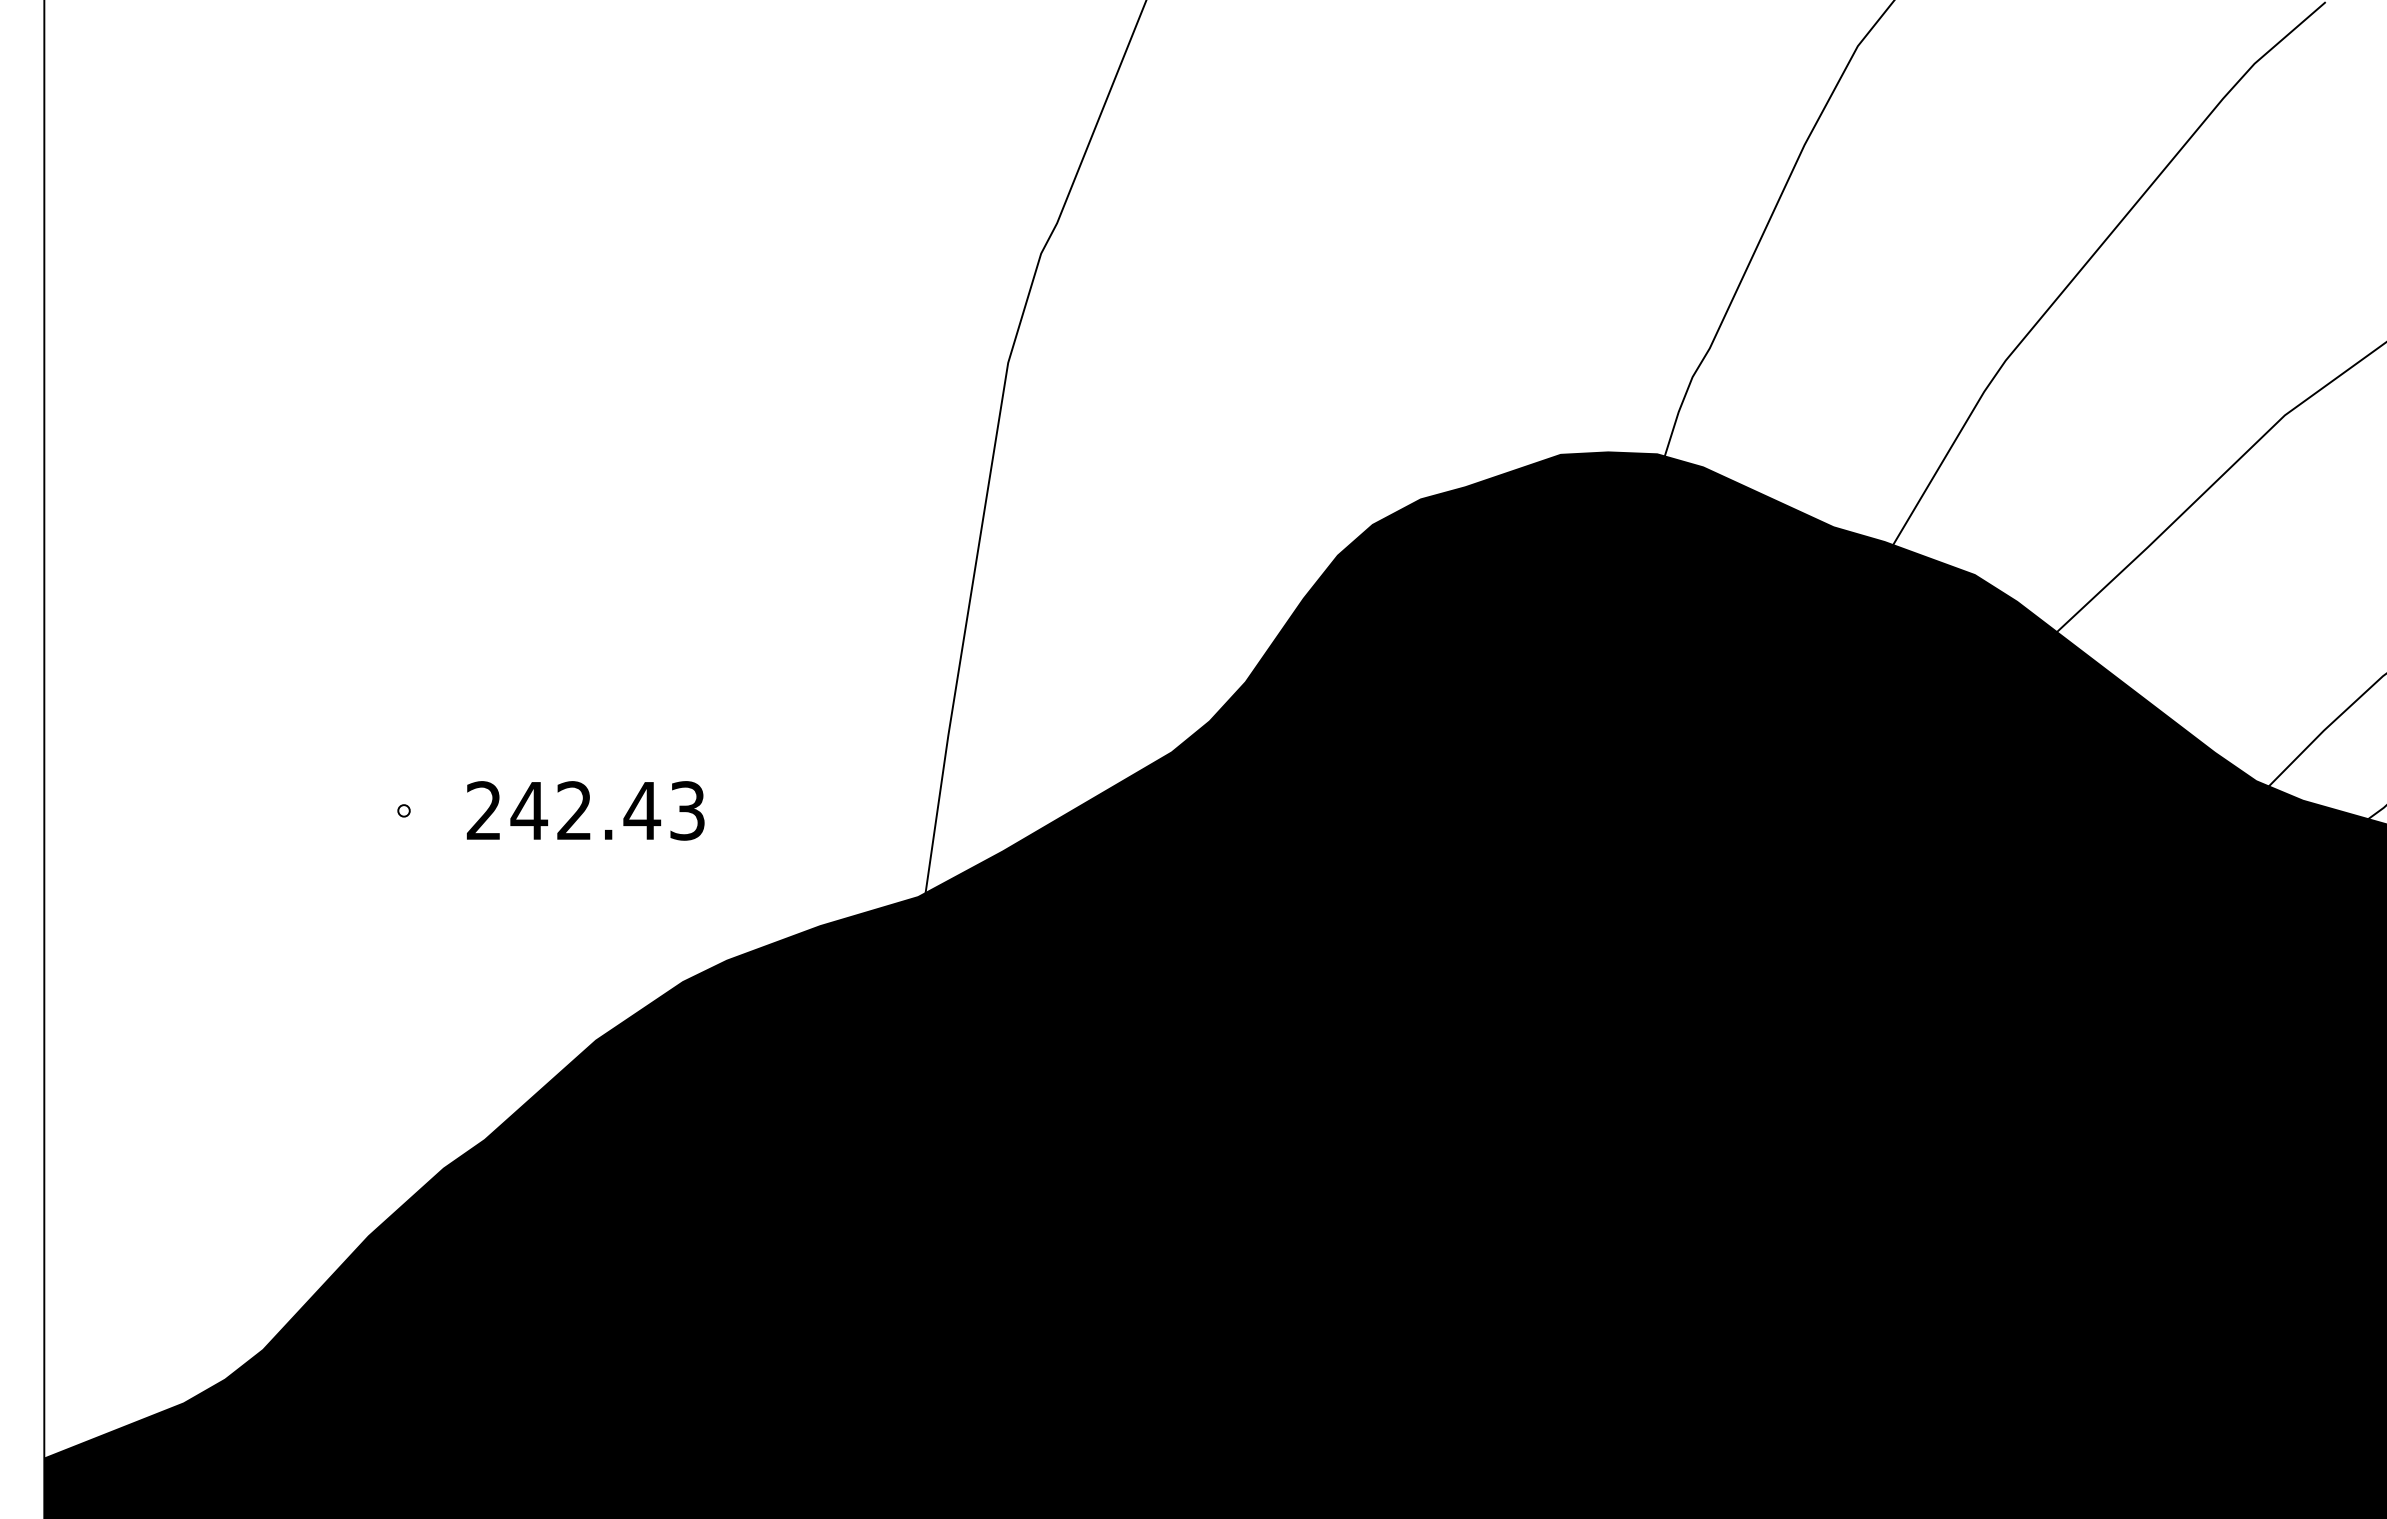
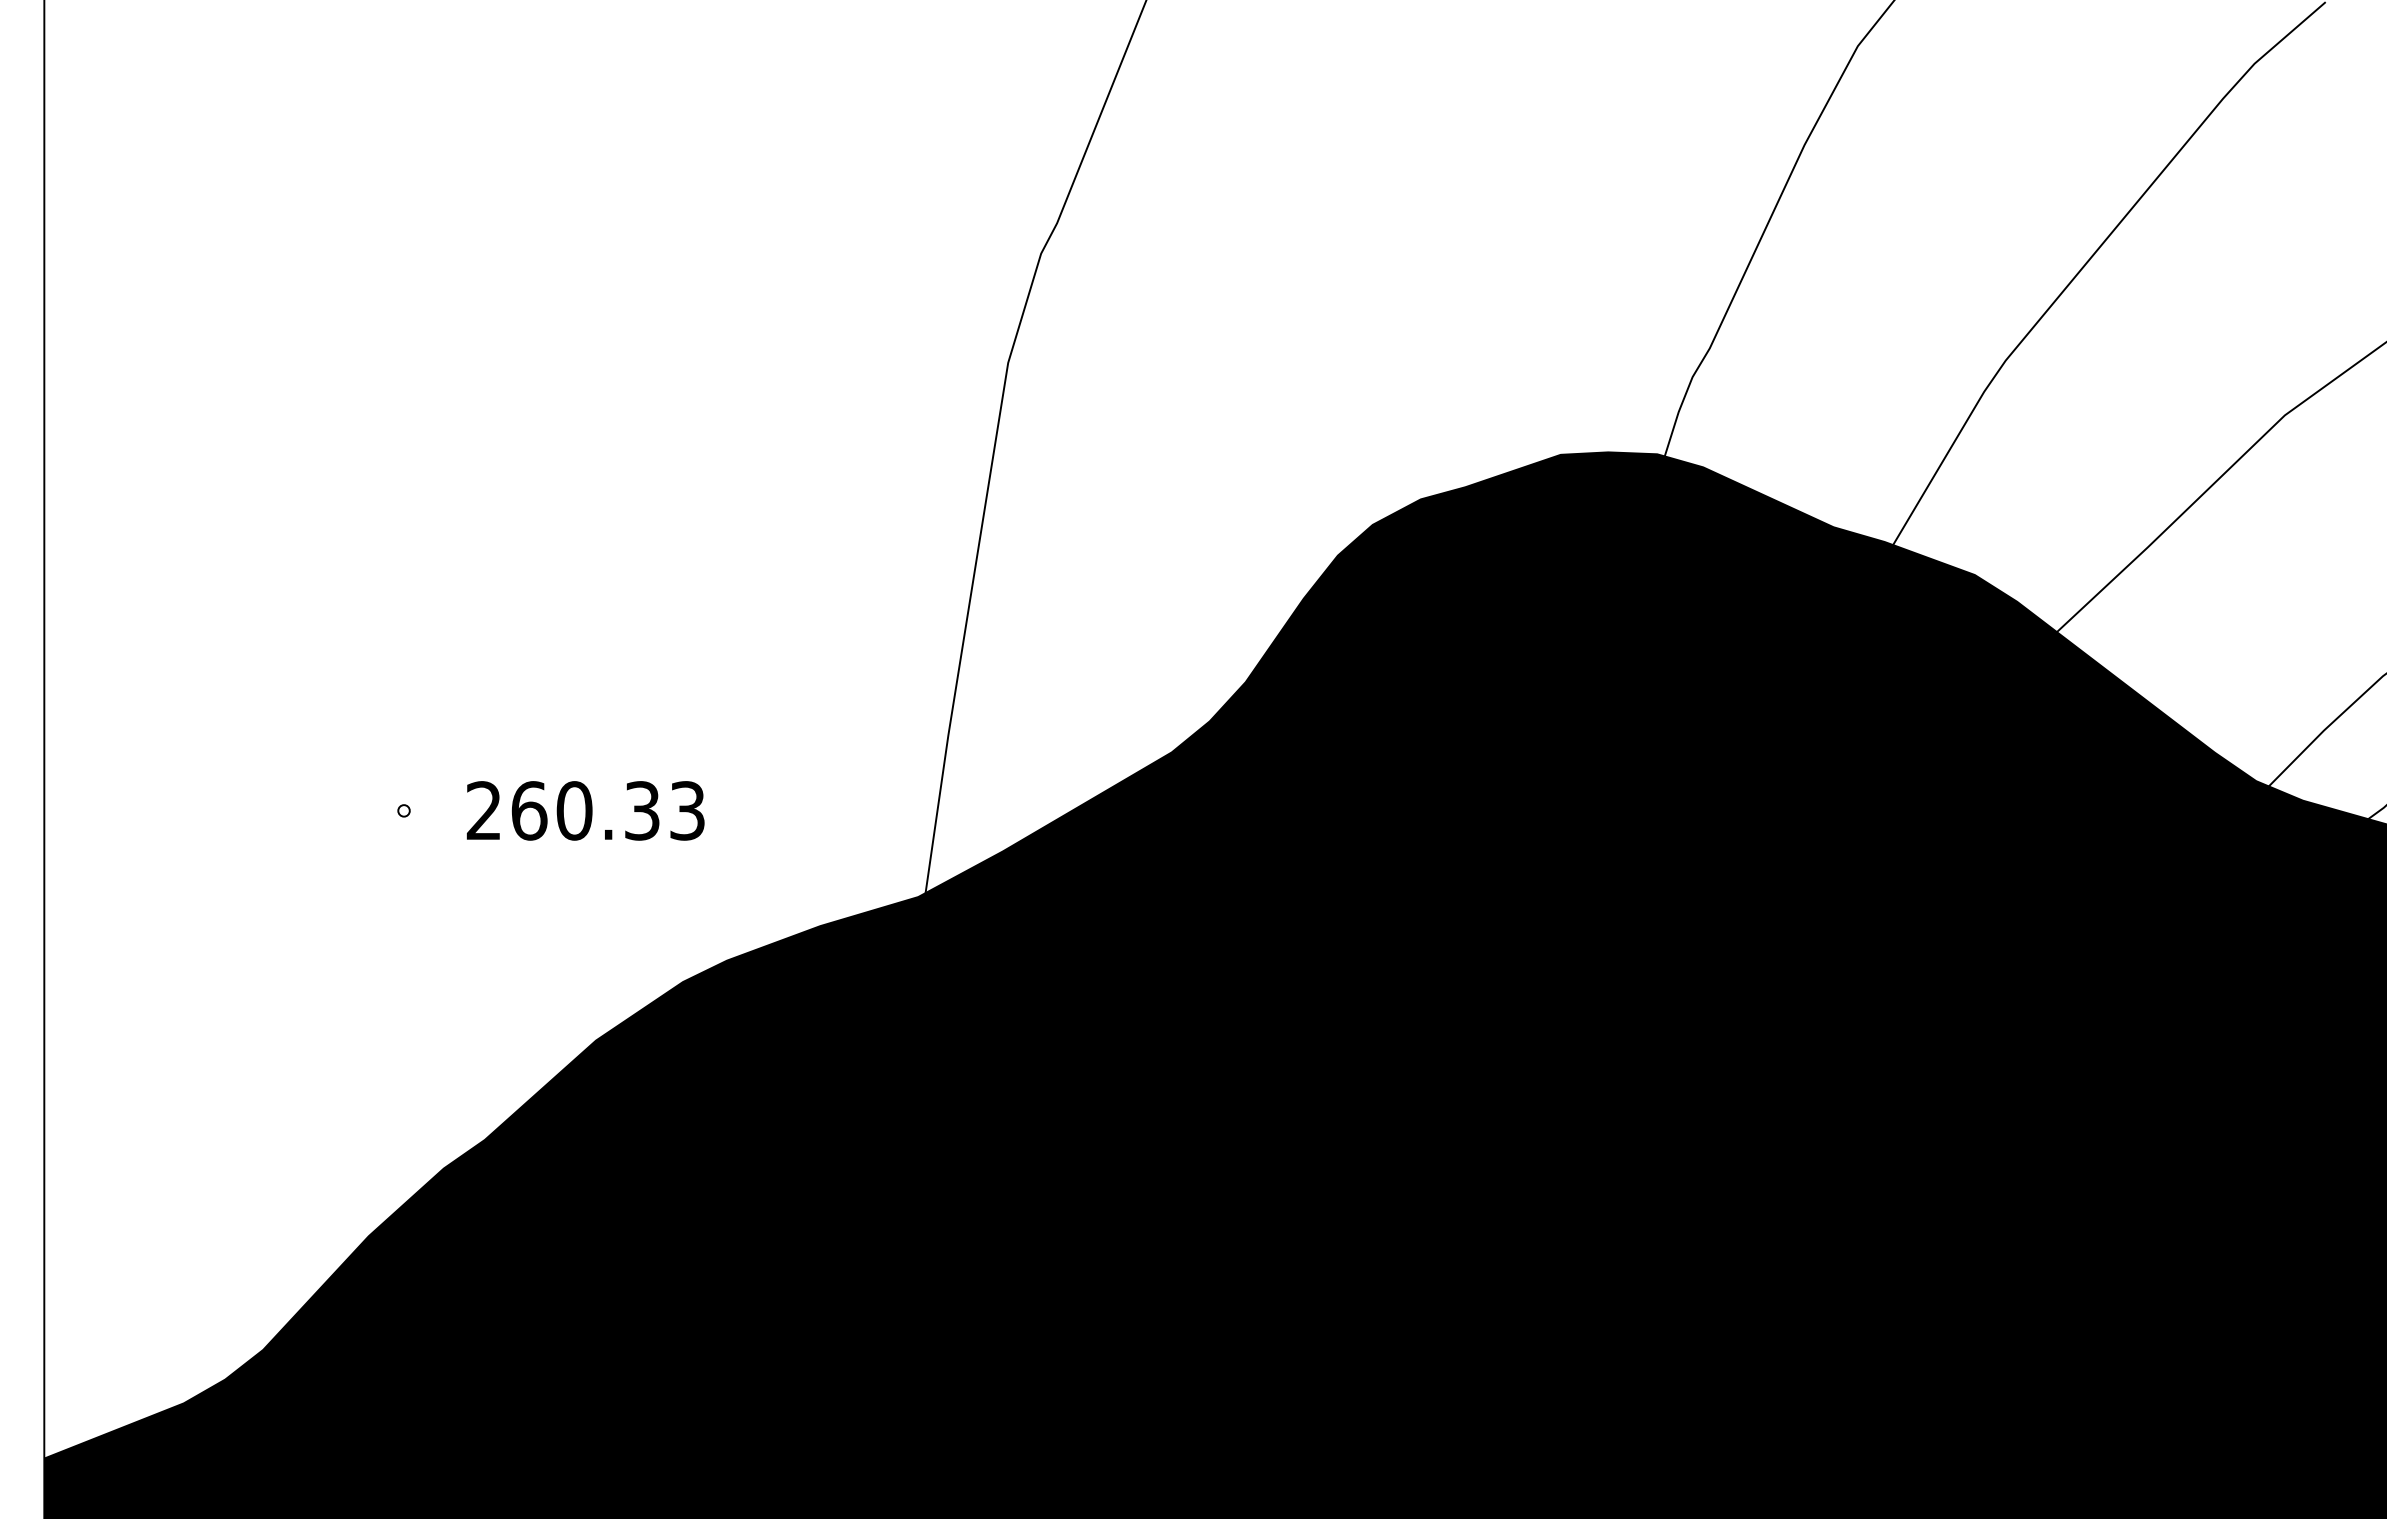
text: 242.43 -> 260.33 (585, 810)
